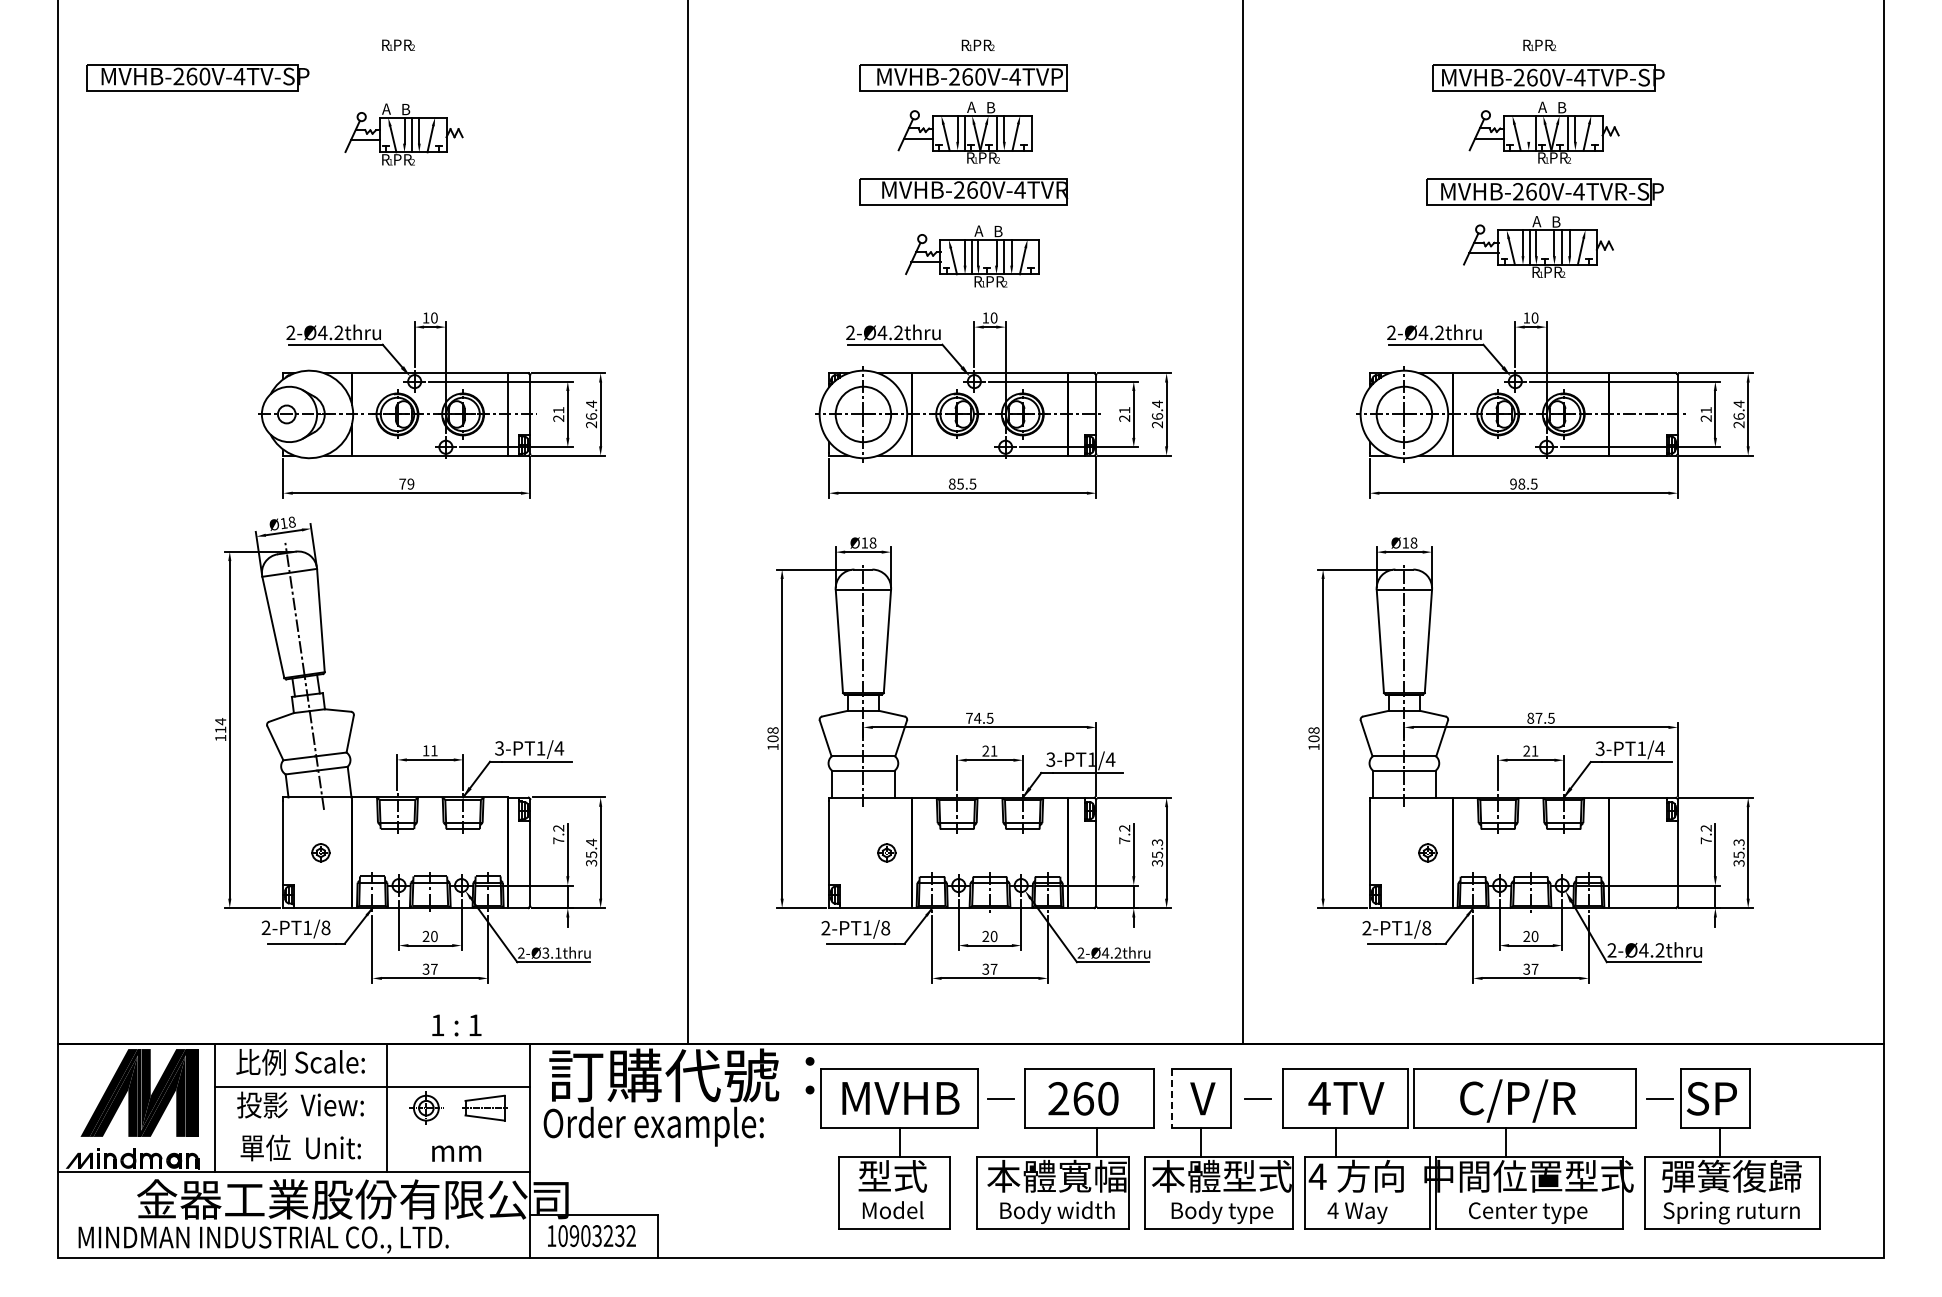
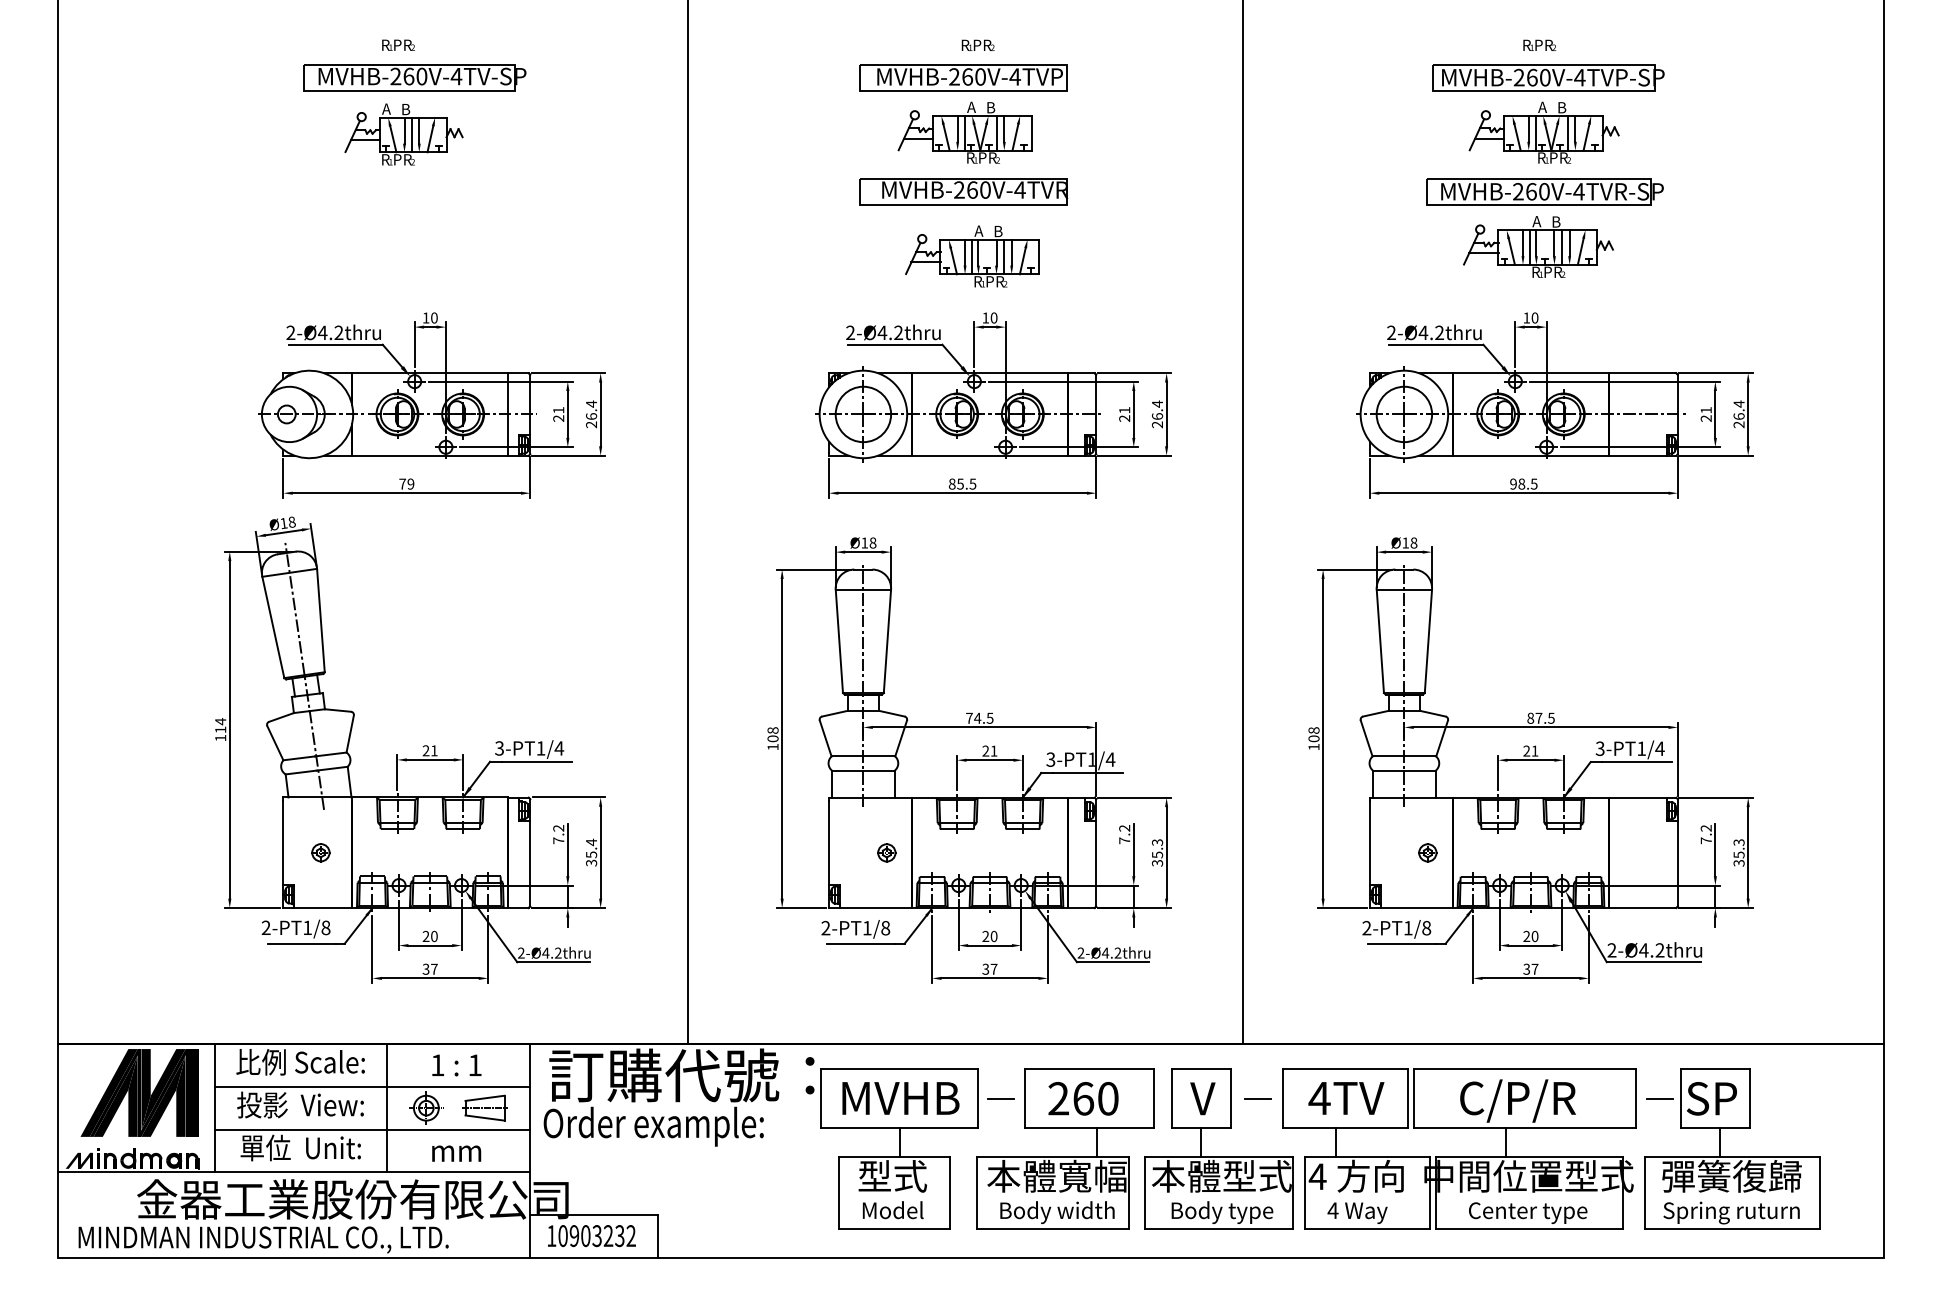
part position: (197, 77) -> (414, 77) (414, 77)
line: none -> present (1528, 128)
text: 11 -> 21 (425, 750)
text: 2-Ø3.1thru -> 2-Ø4.2thru (551, 952)
text position: (456, 1025) -> (456, 1065) (456, 1065)
line: dashed -> solid (1171, 1098)
line: none -> present (372, 1129)
